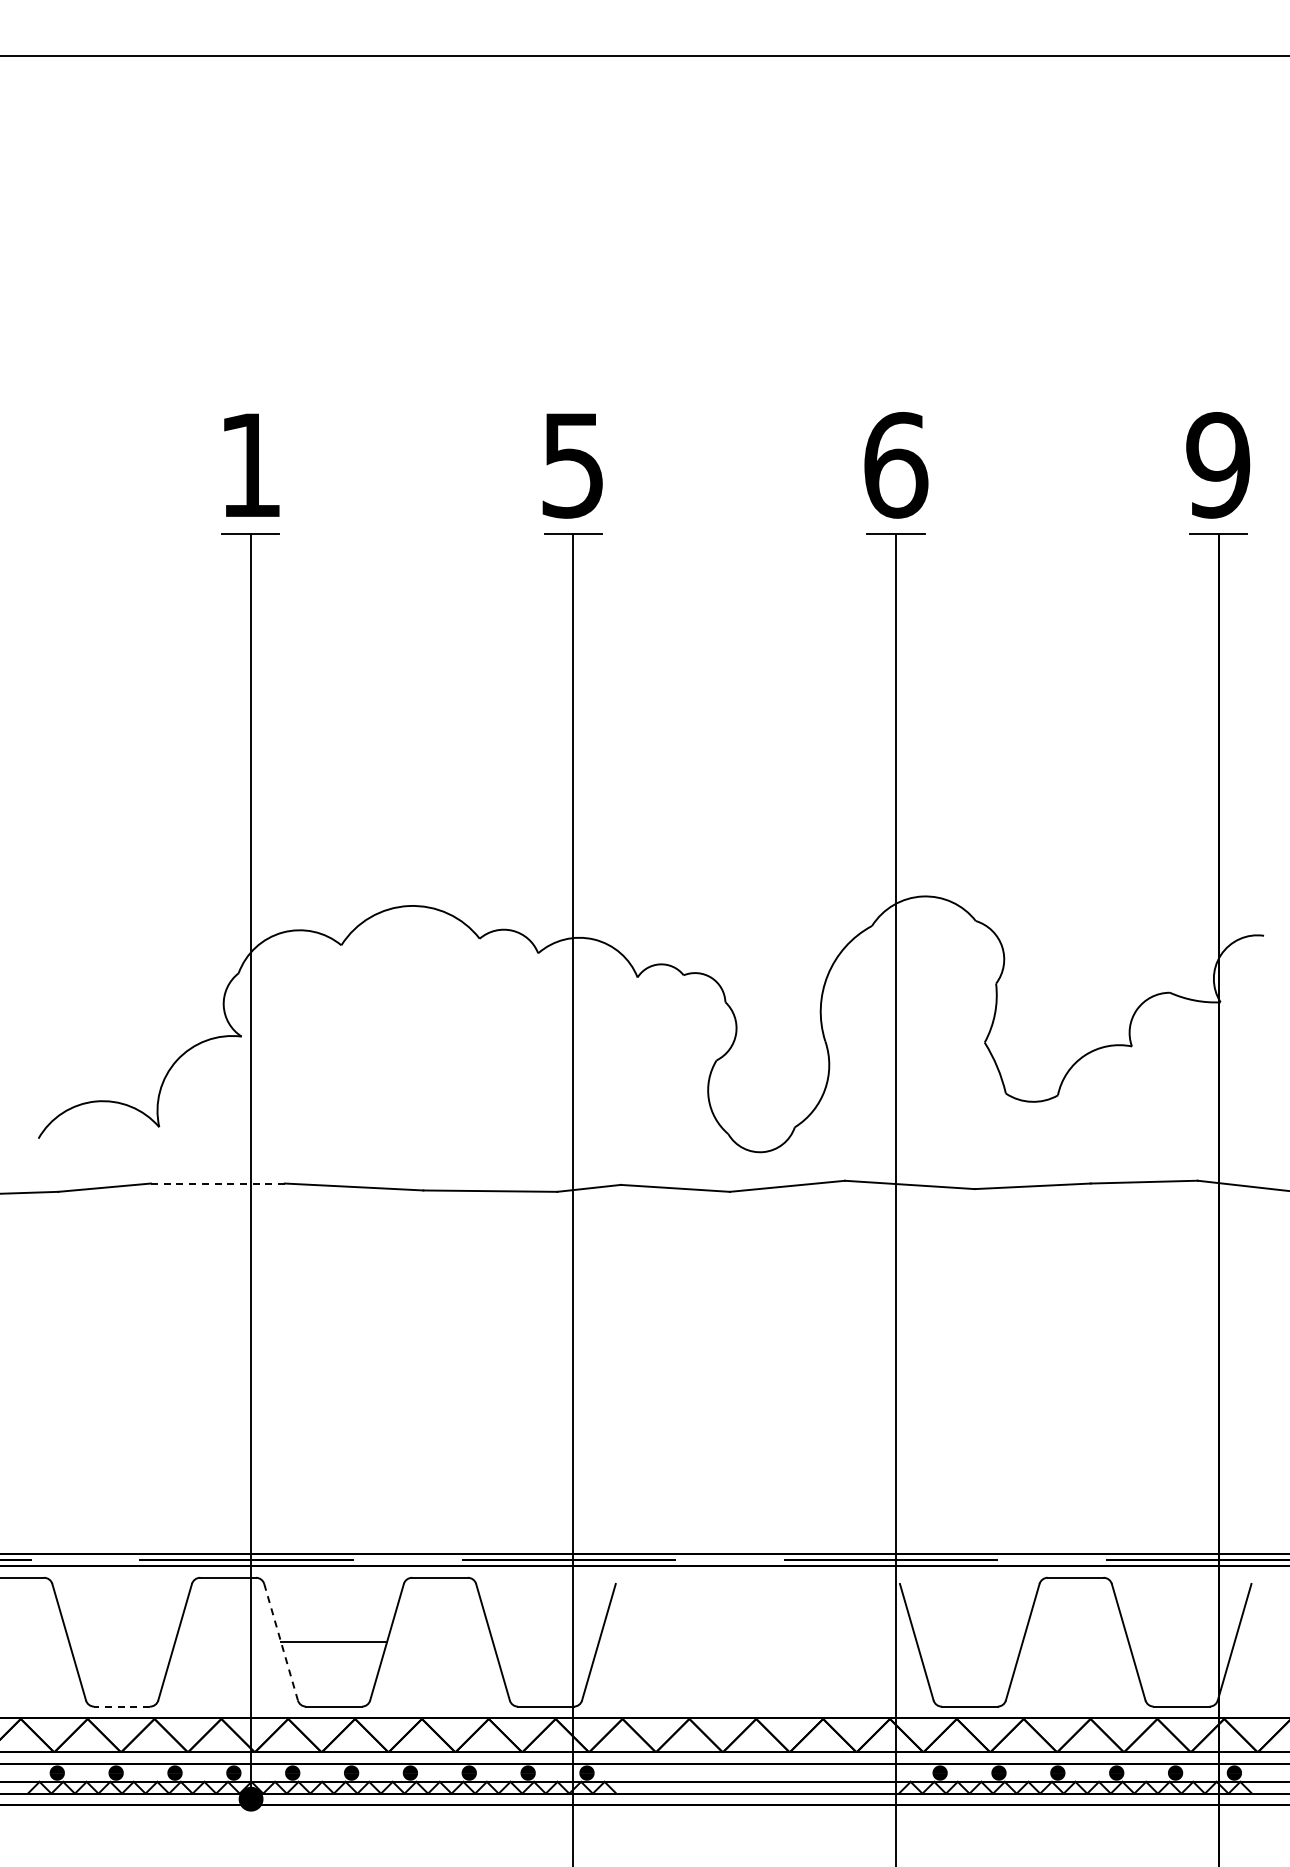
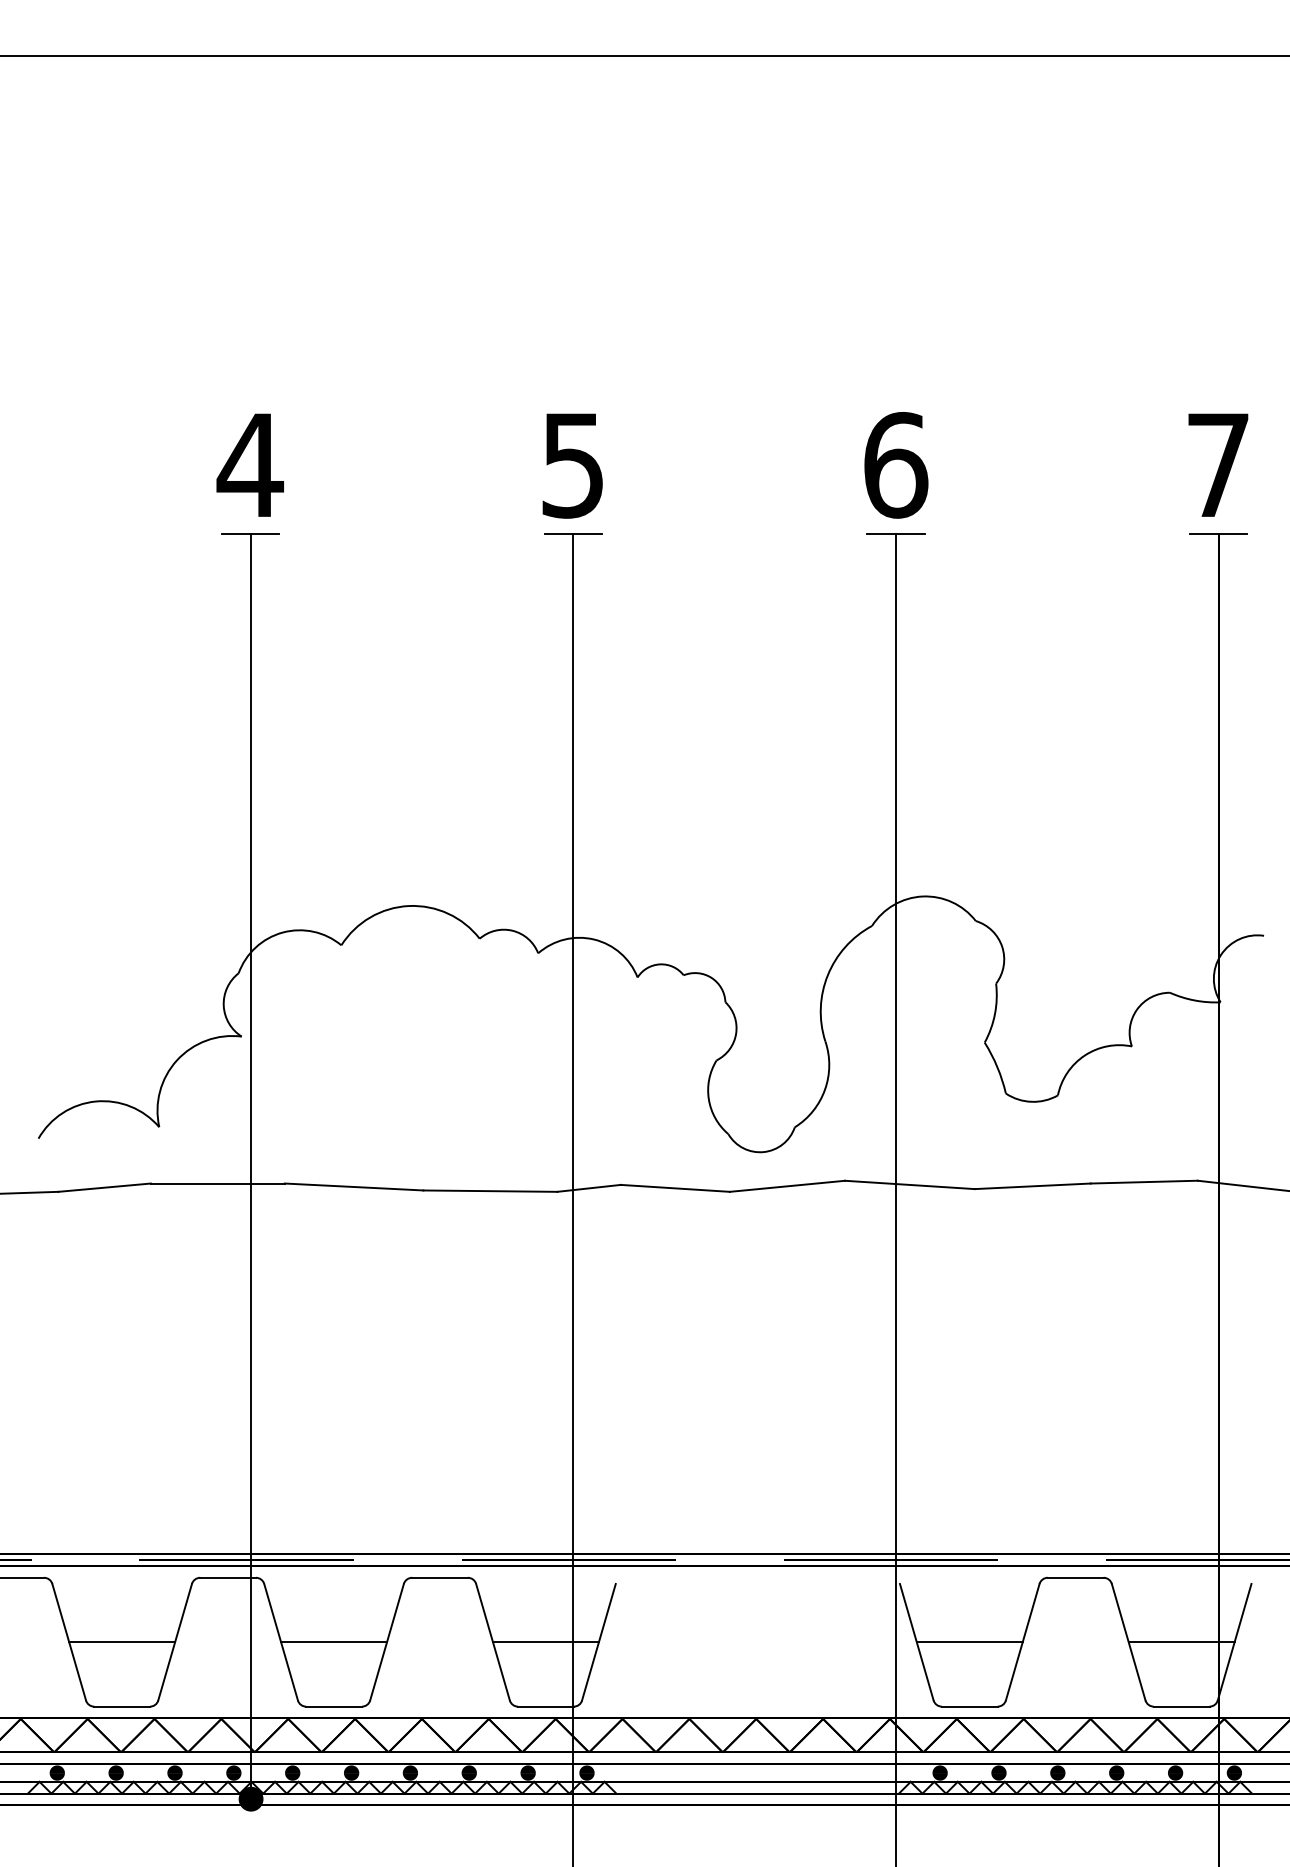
text: 1 -> 4 (249, 464)
text: 9 -> 7 (1218, 465)
line: dashed -> solid (217, 1183)
line: none -> present (122, 1642)
line: dashed -> solid (281, 1642)
line: none -> present (545, 1642)
line: none -> present (969, 1642)
line: none -> present (1181, 1642)
line: dashed -> solid (122, 1706)
